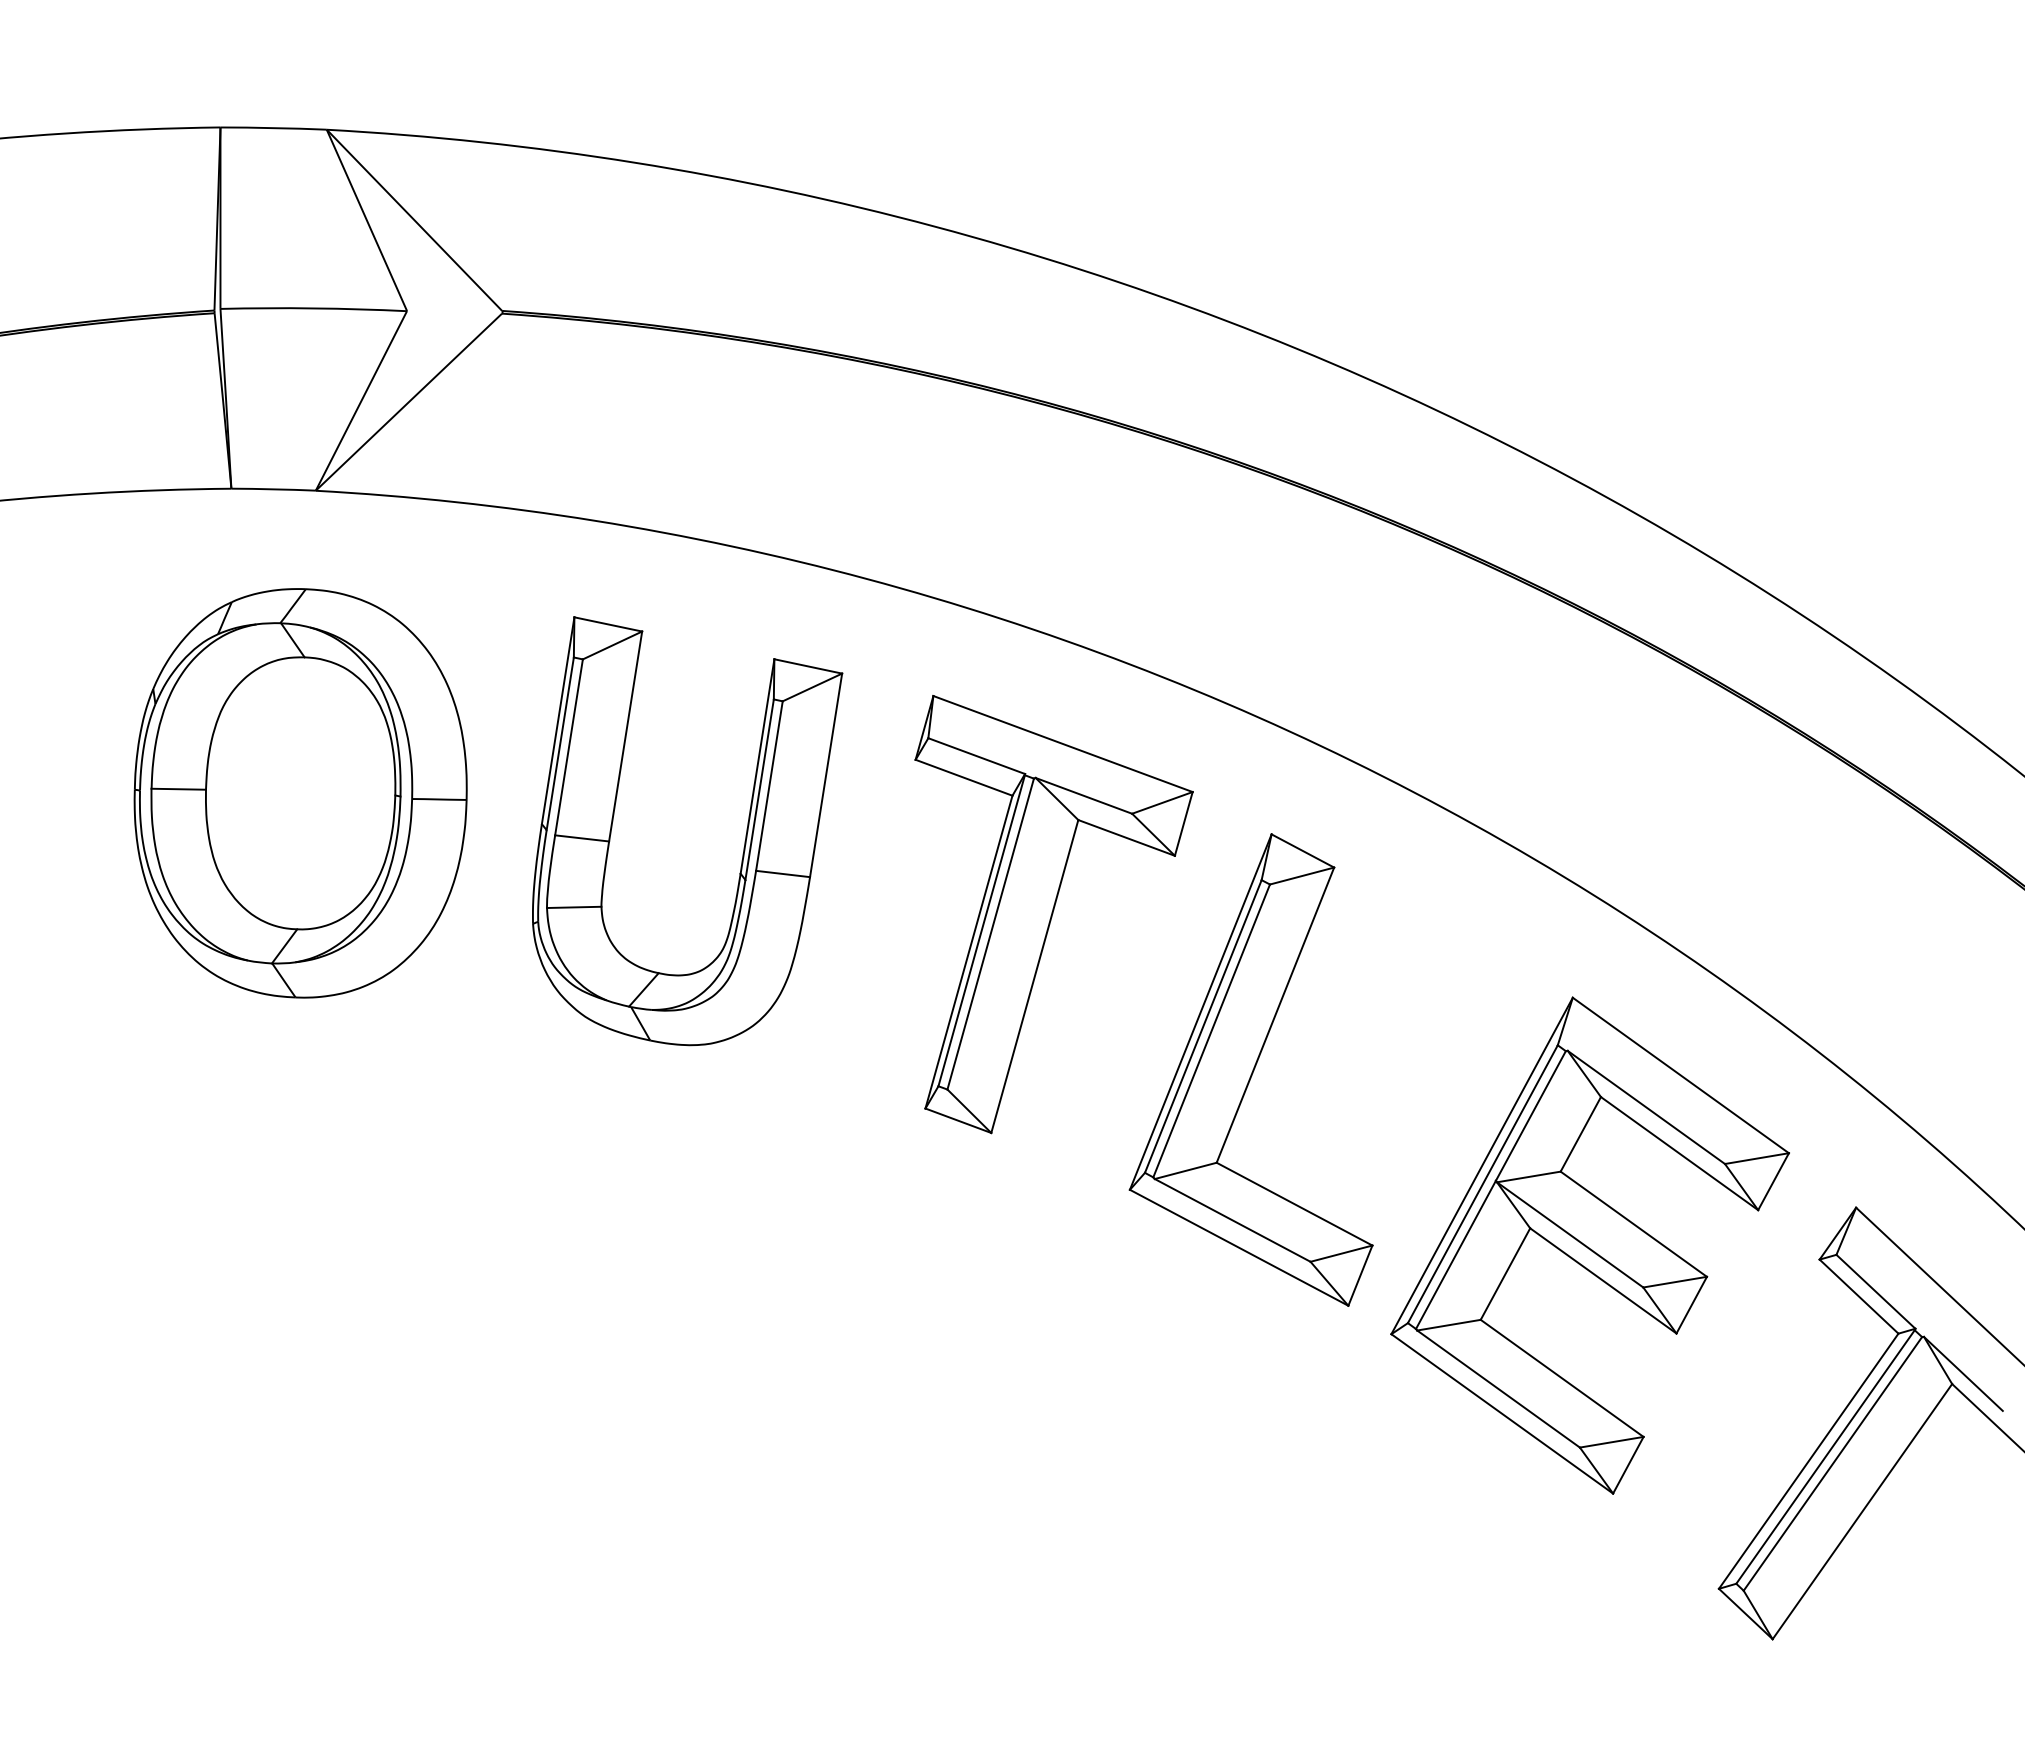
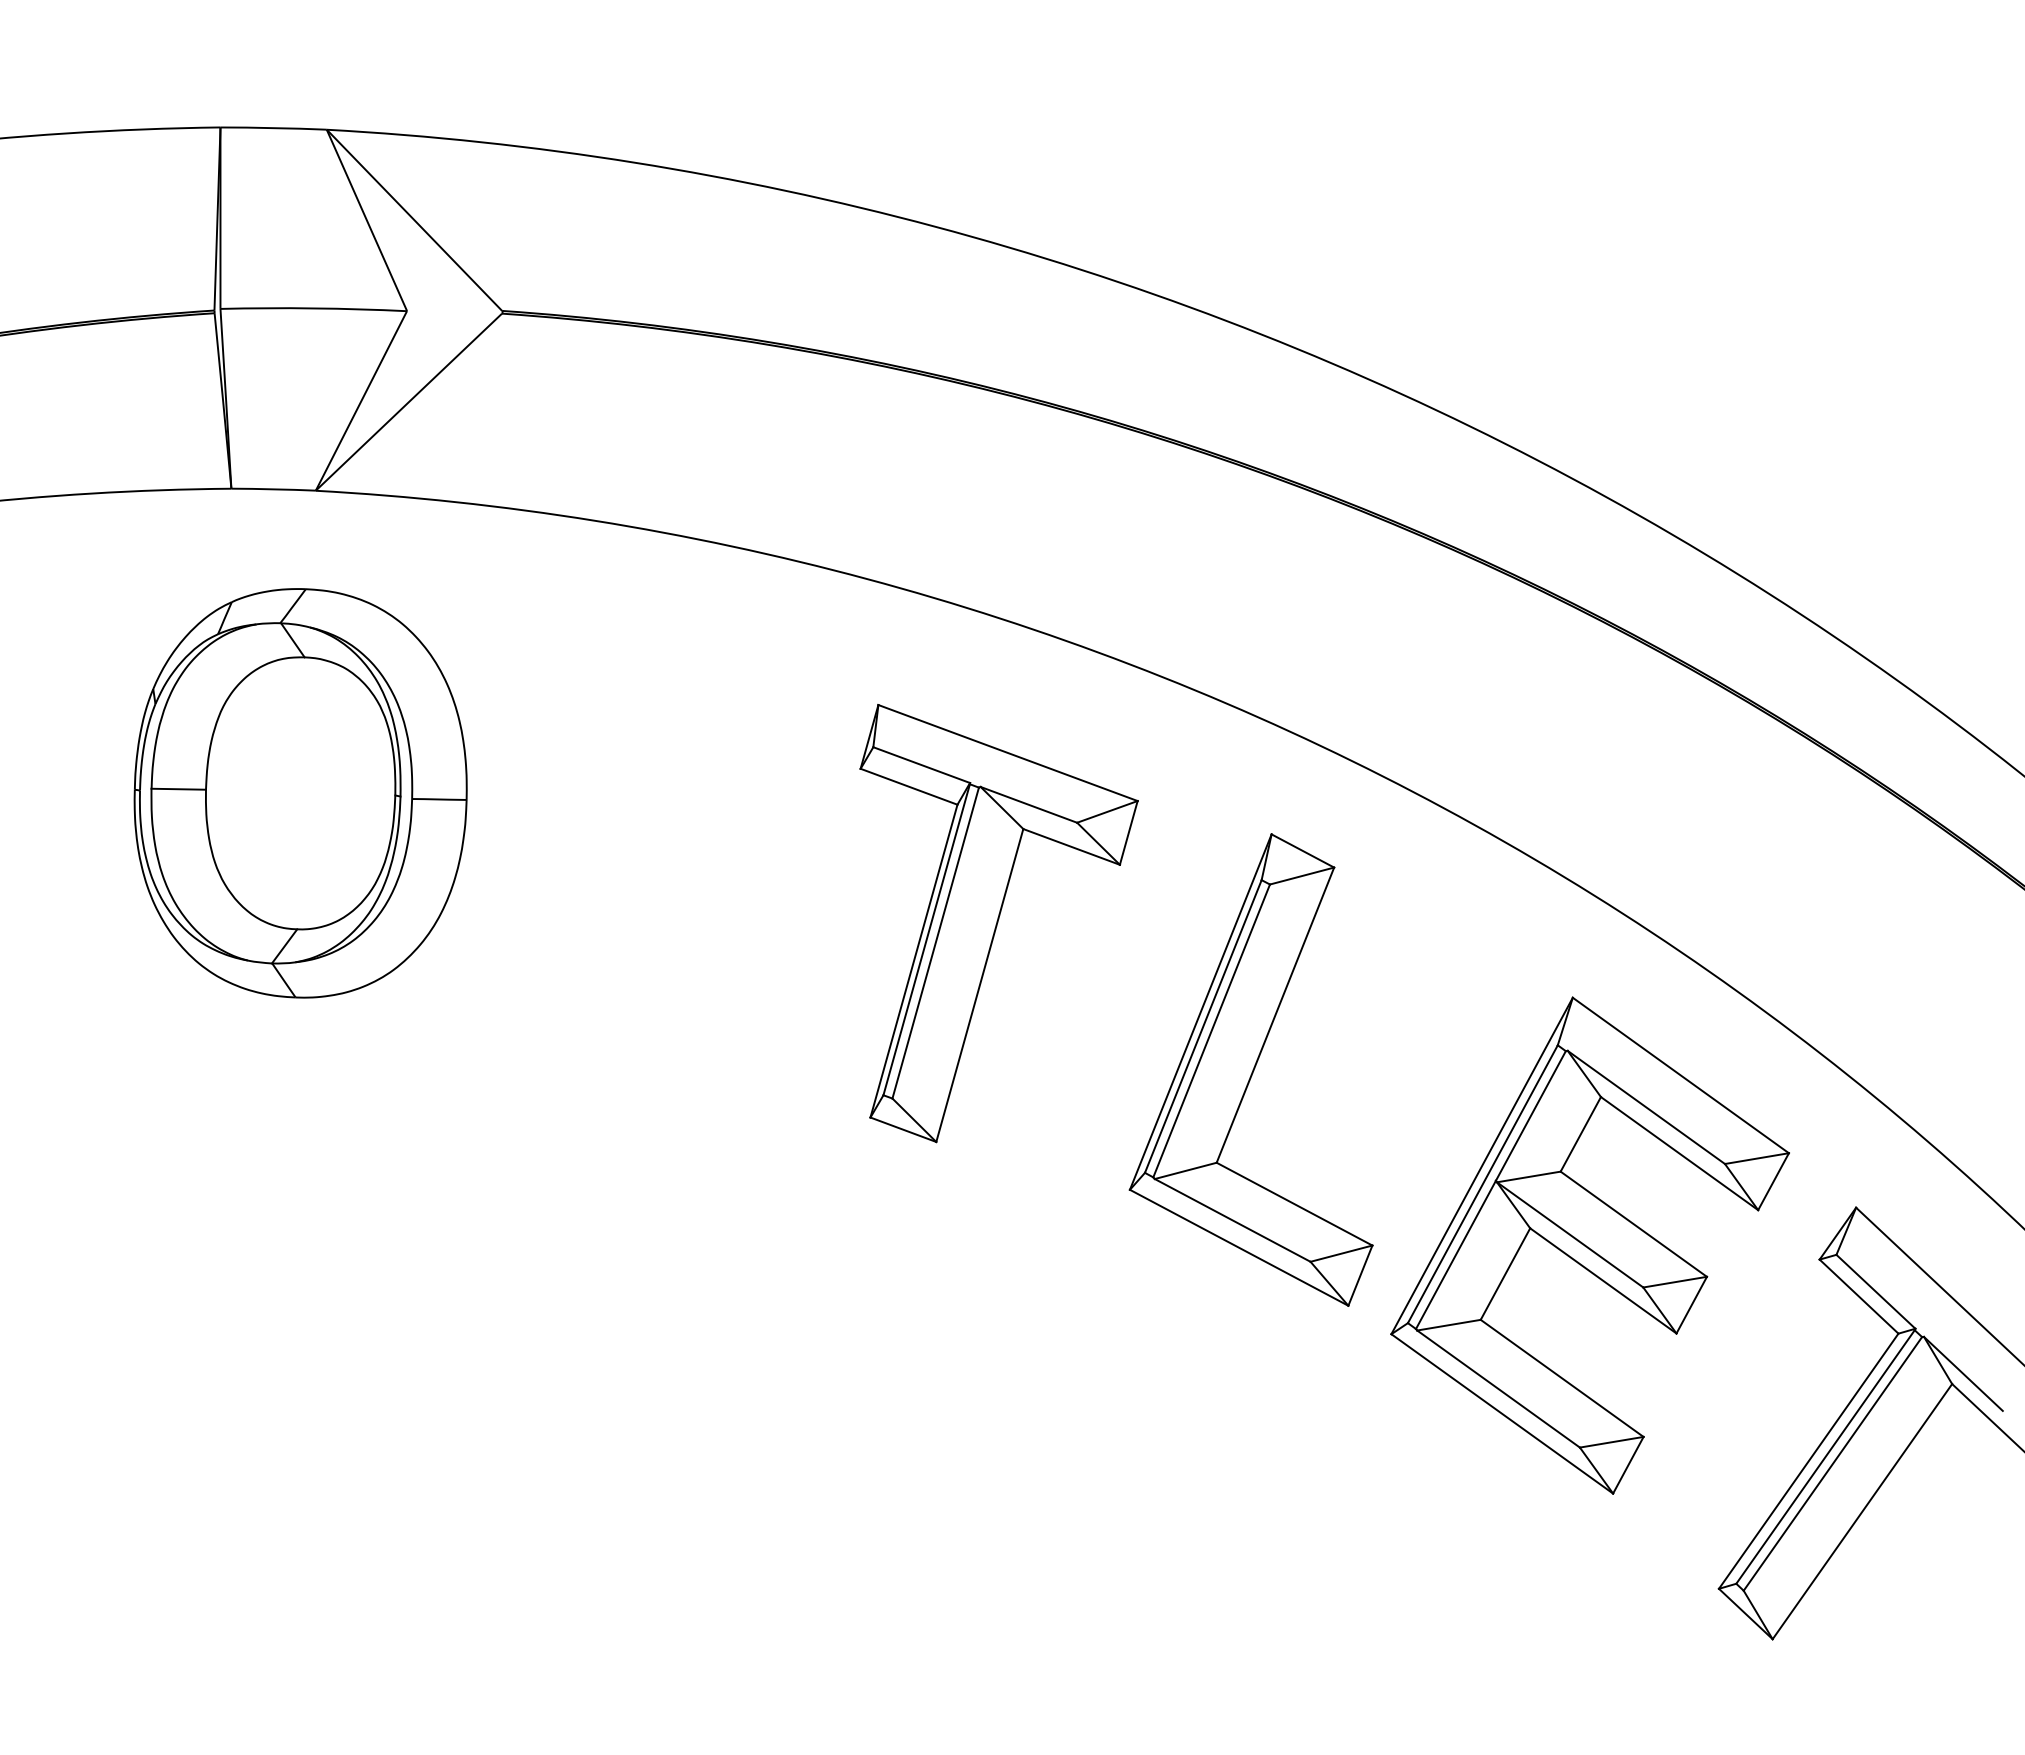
part: present -> none (744, 841)
part position: (1053, 914) -> (998, 923) (998, 923)
